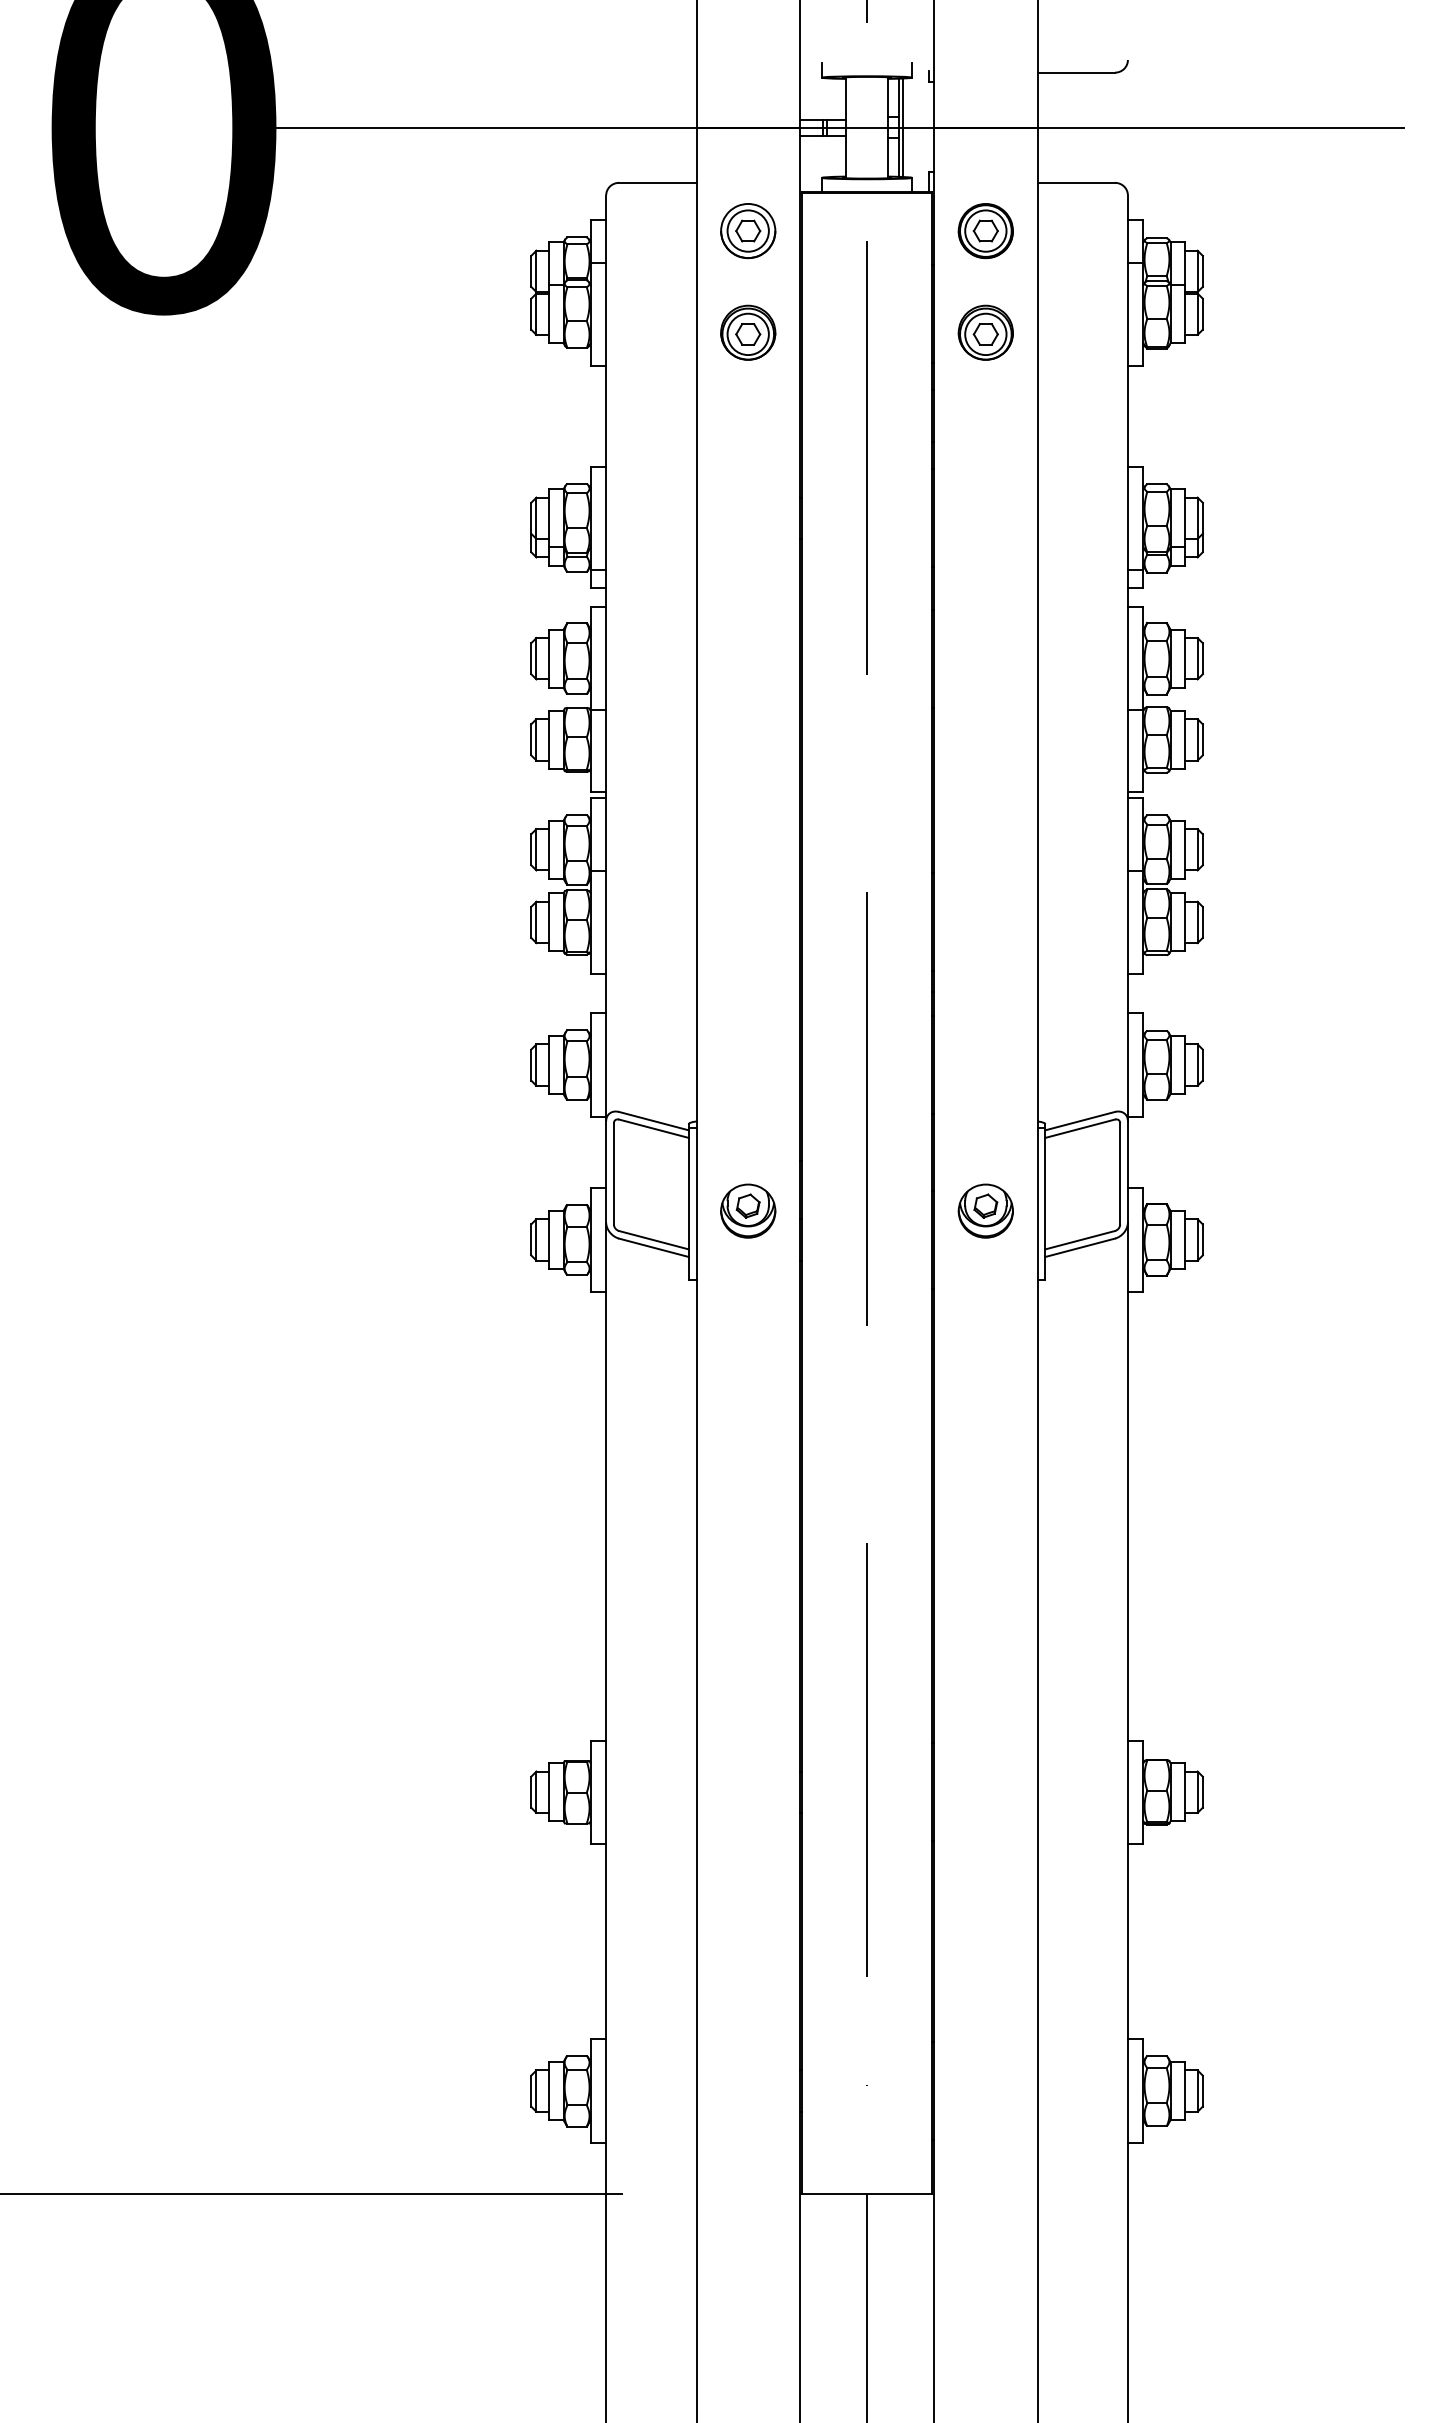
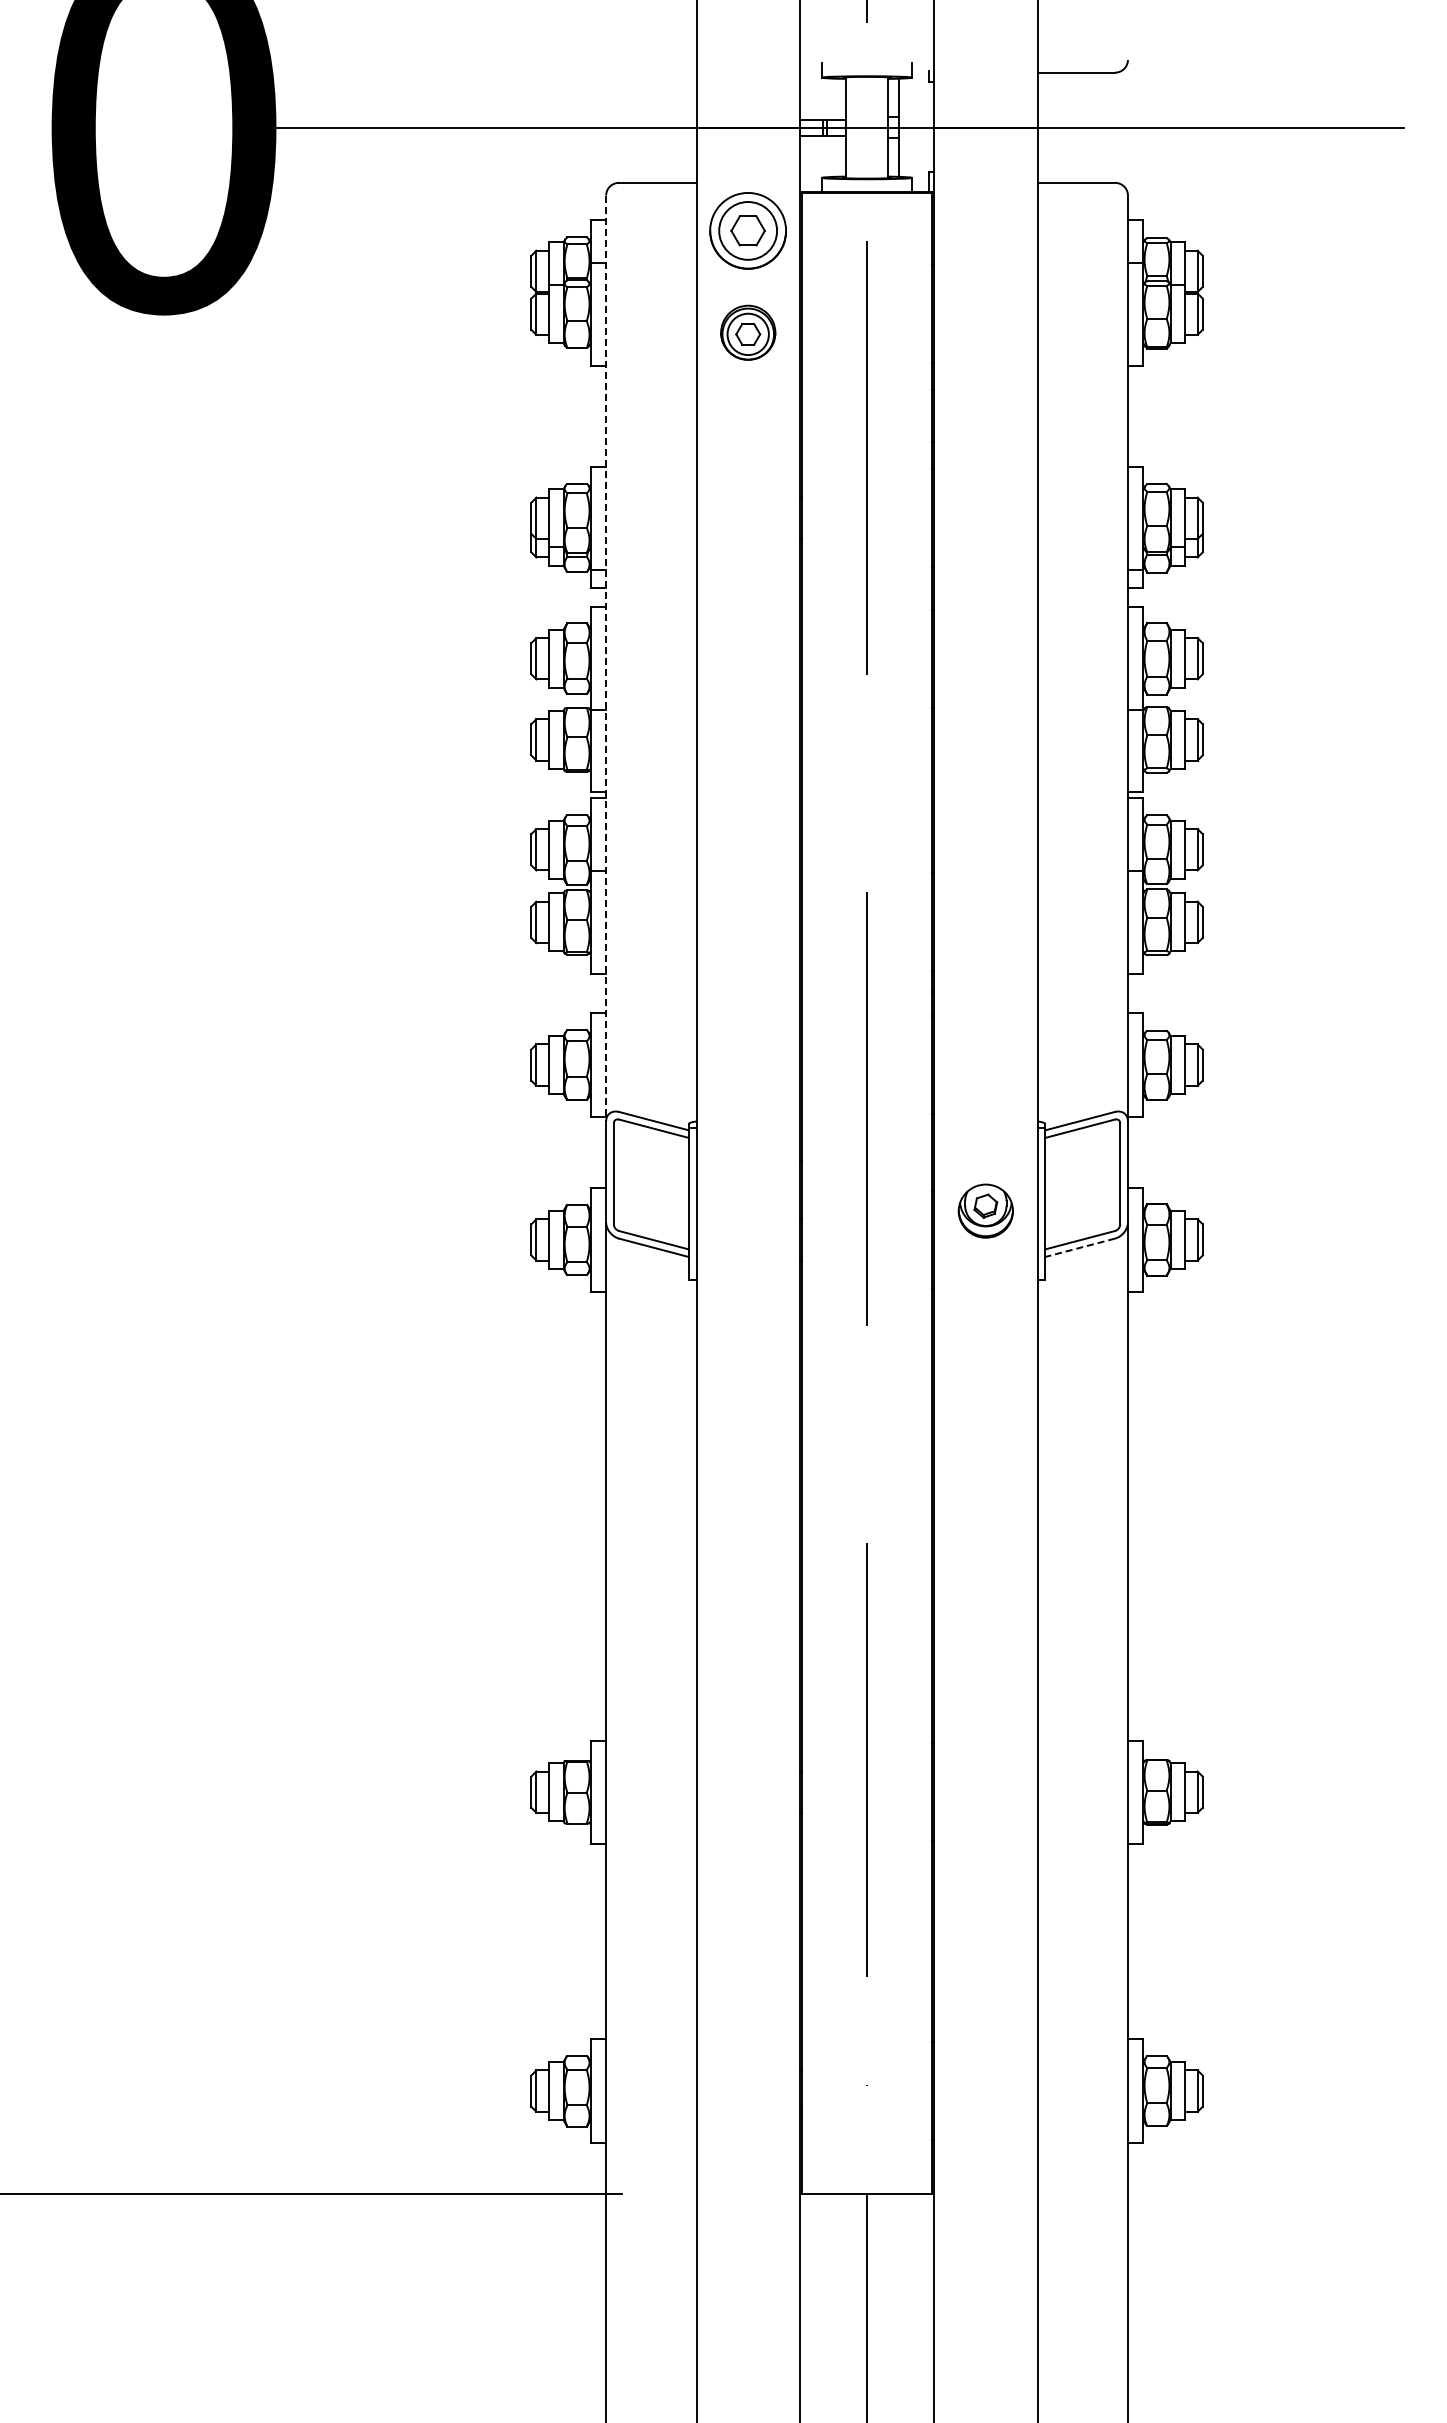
line: present -> none (903, 127)
part size: 57x57 px -> 78x78 px (747, 230)
part: present -> none (985, 231)
part: present -> none (985, 332)
line: solid -> dashed (606, 658)
part: present -> none (748, 1210)
line: solid -> dashed (1079, 1247)
